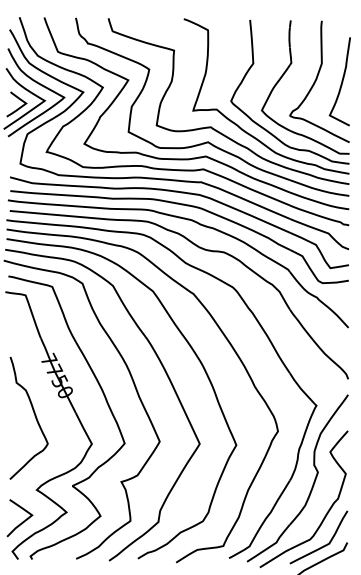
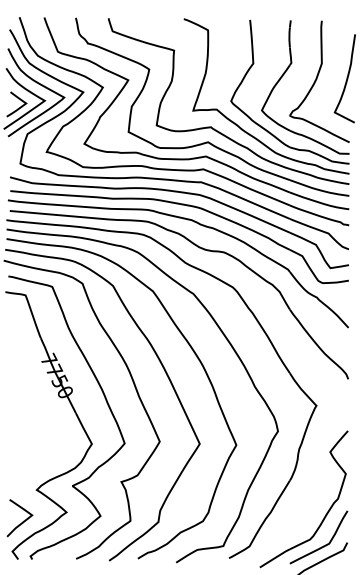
curve position: (341, 81) -> (346, 78) (346, 78)
curve: present -> none (34, 416)
part: present -> none (312, 484)
